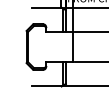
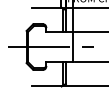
line: none -> present (51, 47)
